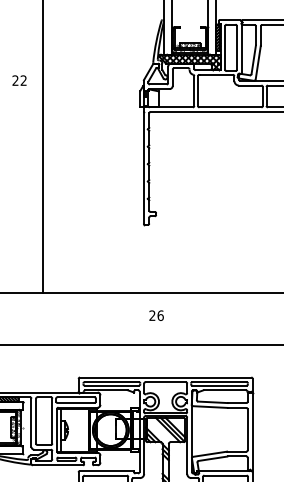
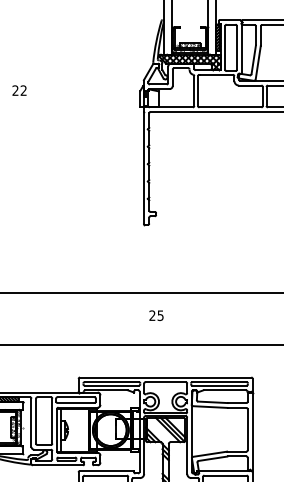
text position: (19, 80) -> (19, 90) (19, 90)
line: present -> none (42, 147)
text: 26 -> 25 (160, 315)
